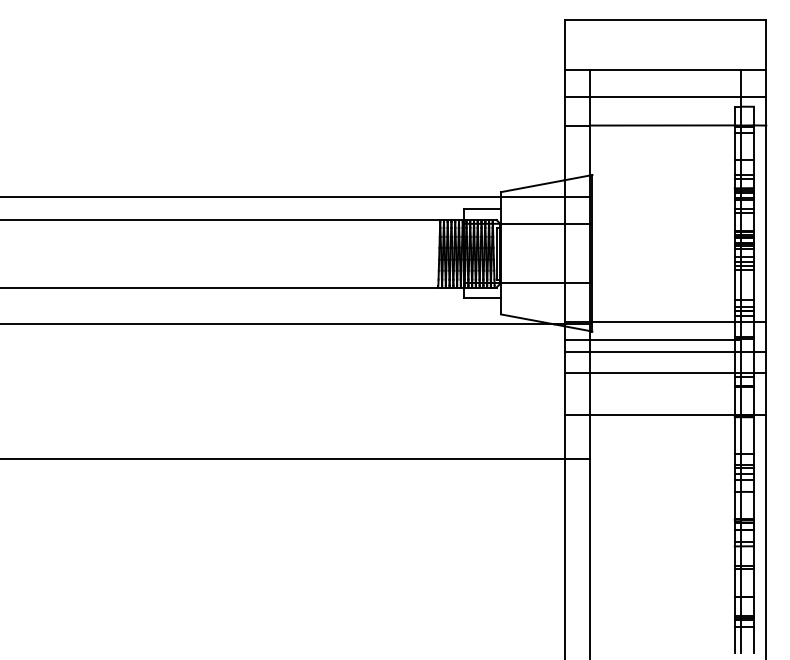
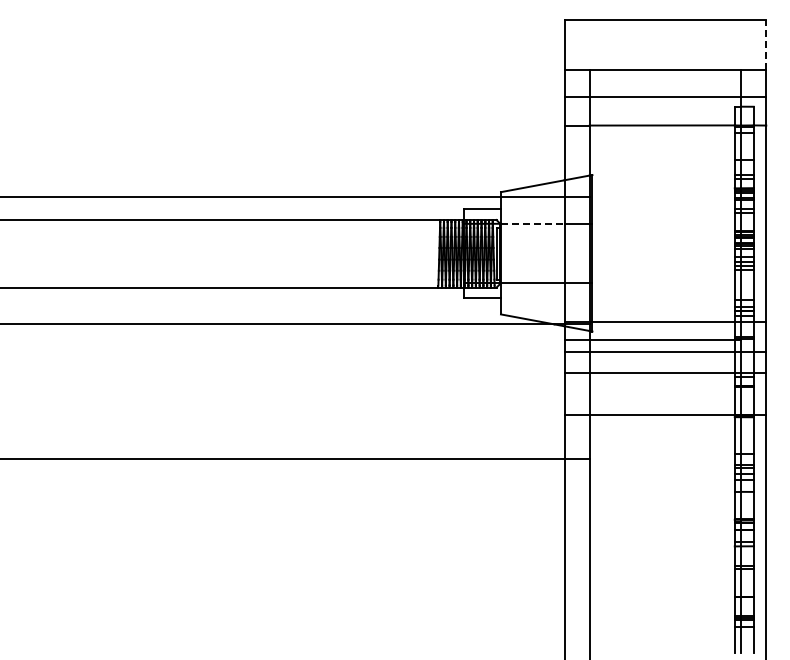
line: solid -> dashed (766, 44)
line: solid -> dashed (532, 223)
